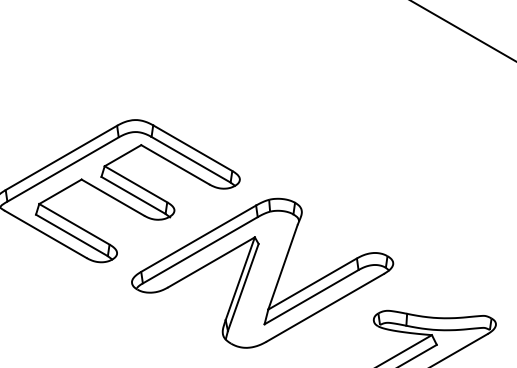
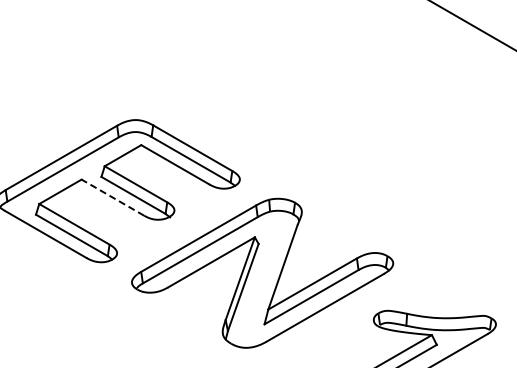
line position: (463, 31) -> (472, 25) (472, 25)
line: solid -> dashed (112, 197)
